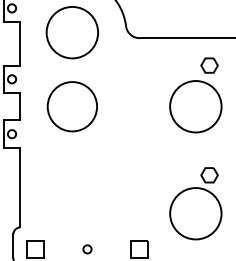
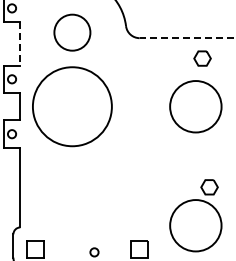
circle diameter: 51 px -> 36 px (72, 32)
line: solid -> dashed (187, 38)
line: solid -> dashed (20, 43)
part position: (209, 65) -> (202, 58) (202, 58)
circle diameter: 49 px -> 79 px (71, 106)
part position: (195, 203) -> (195, 215) (195, 215)
circle position: (87, 249) -> (94, 252) (94, 252)
